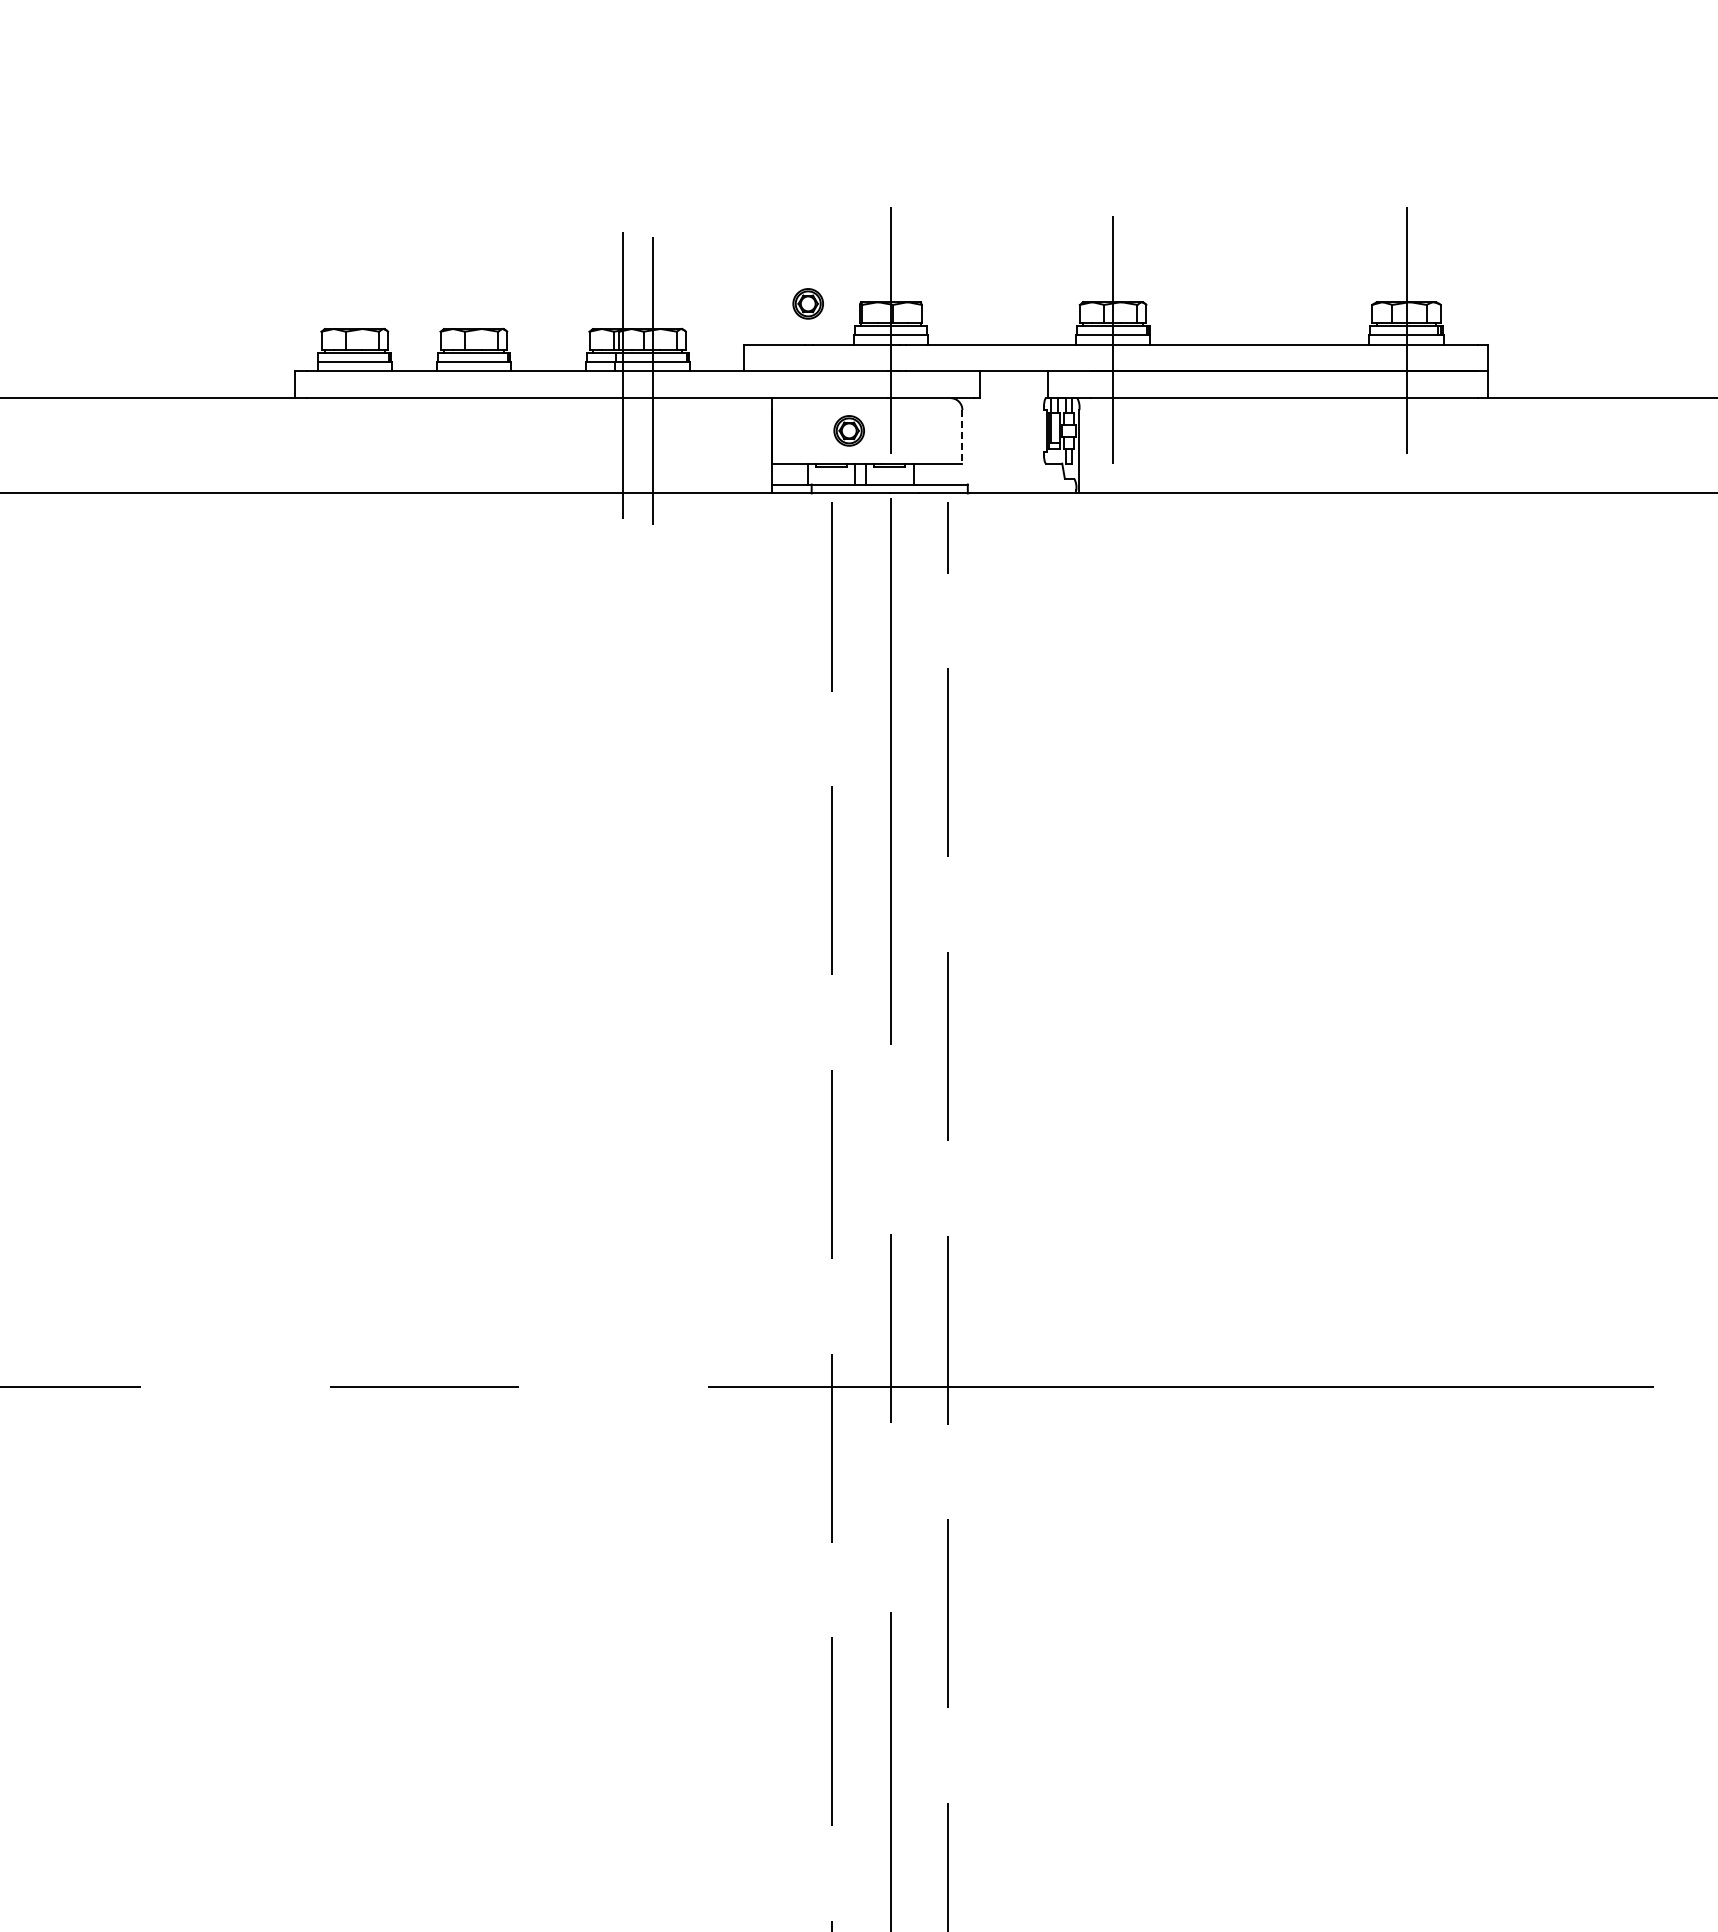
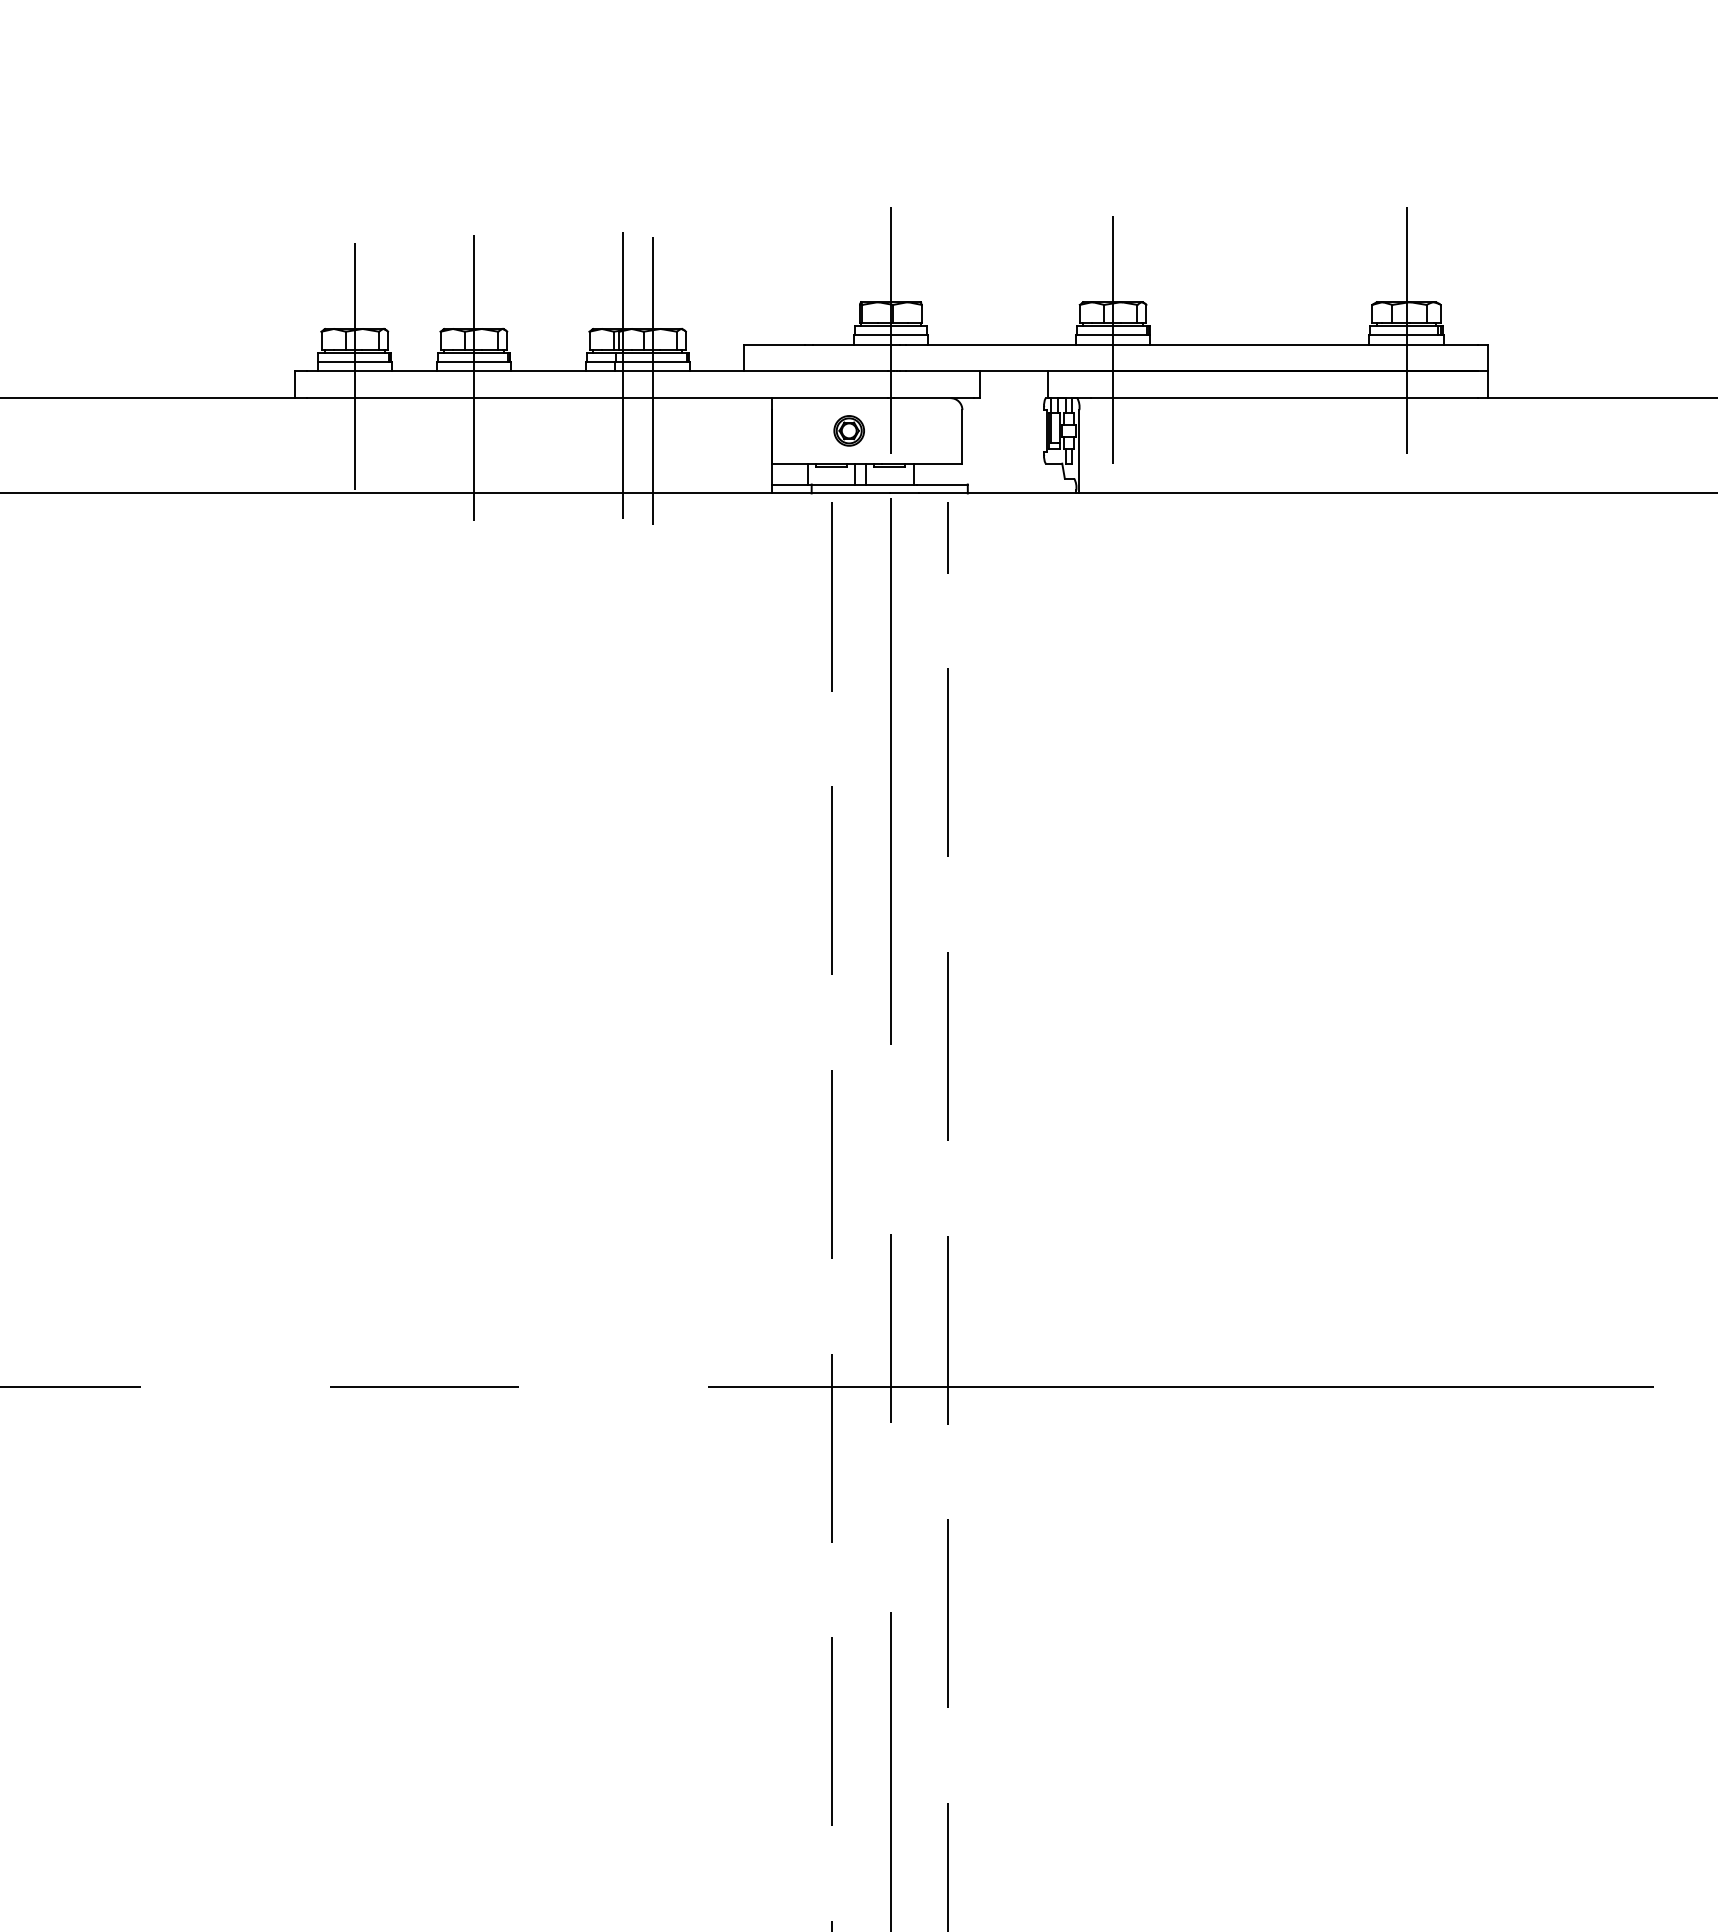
part: present -> none (807, 303)
line: none -> present (354, 366)
line: none -> present (473, 377)
line: dashed -> solid (962, 436)
